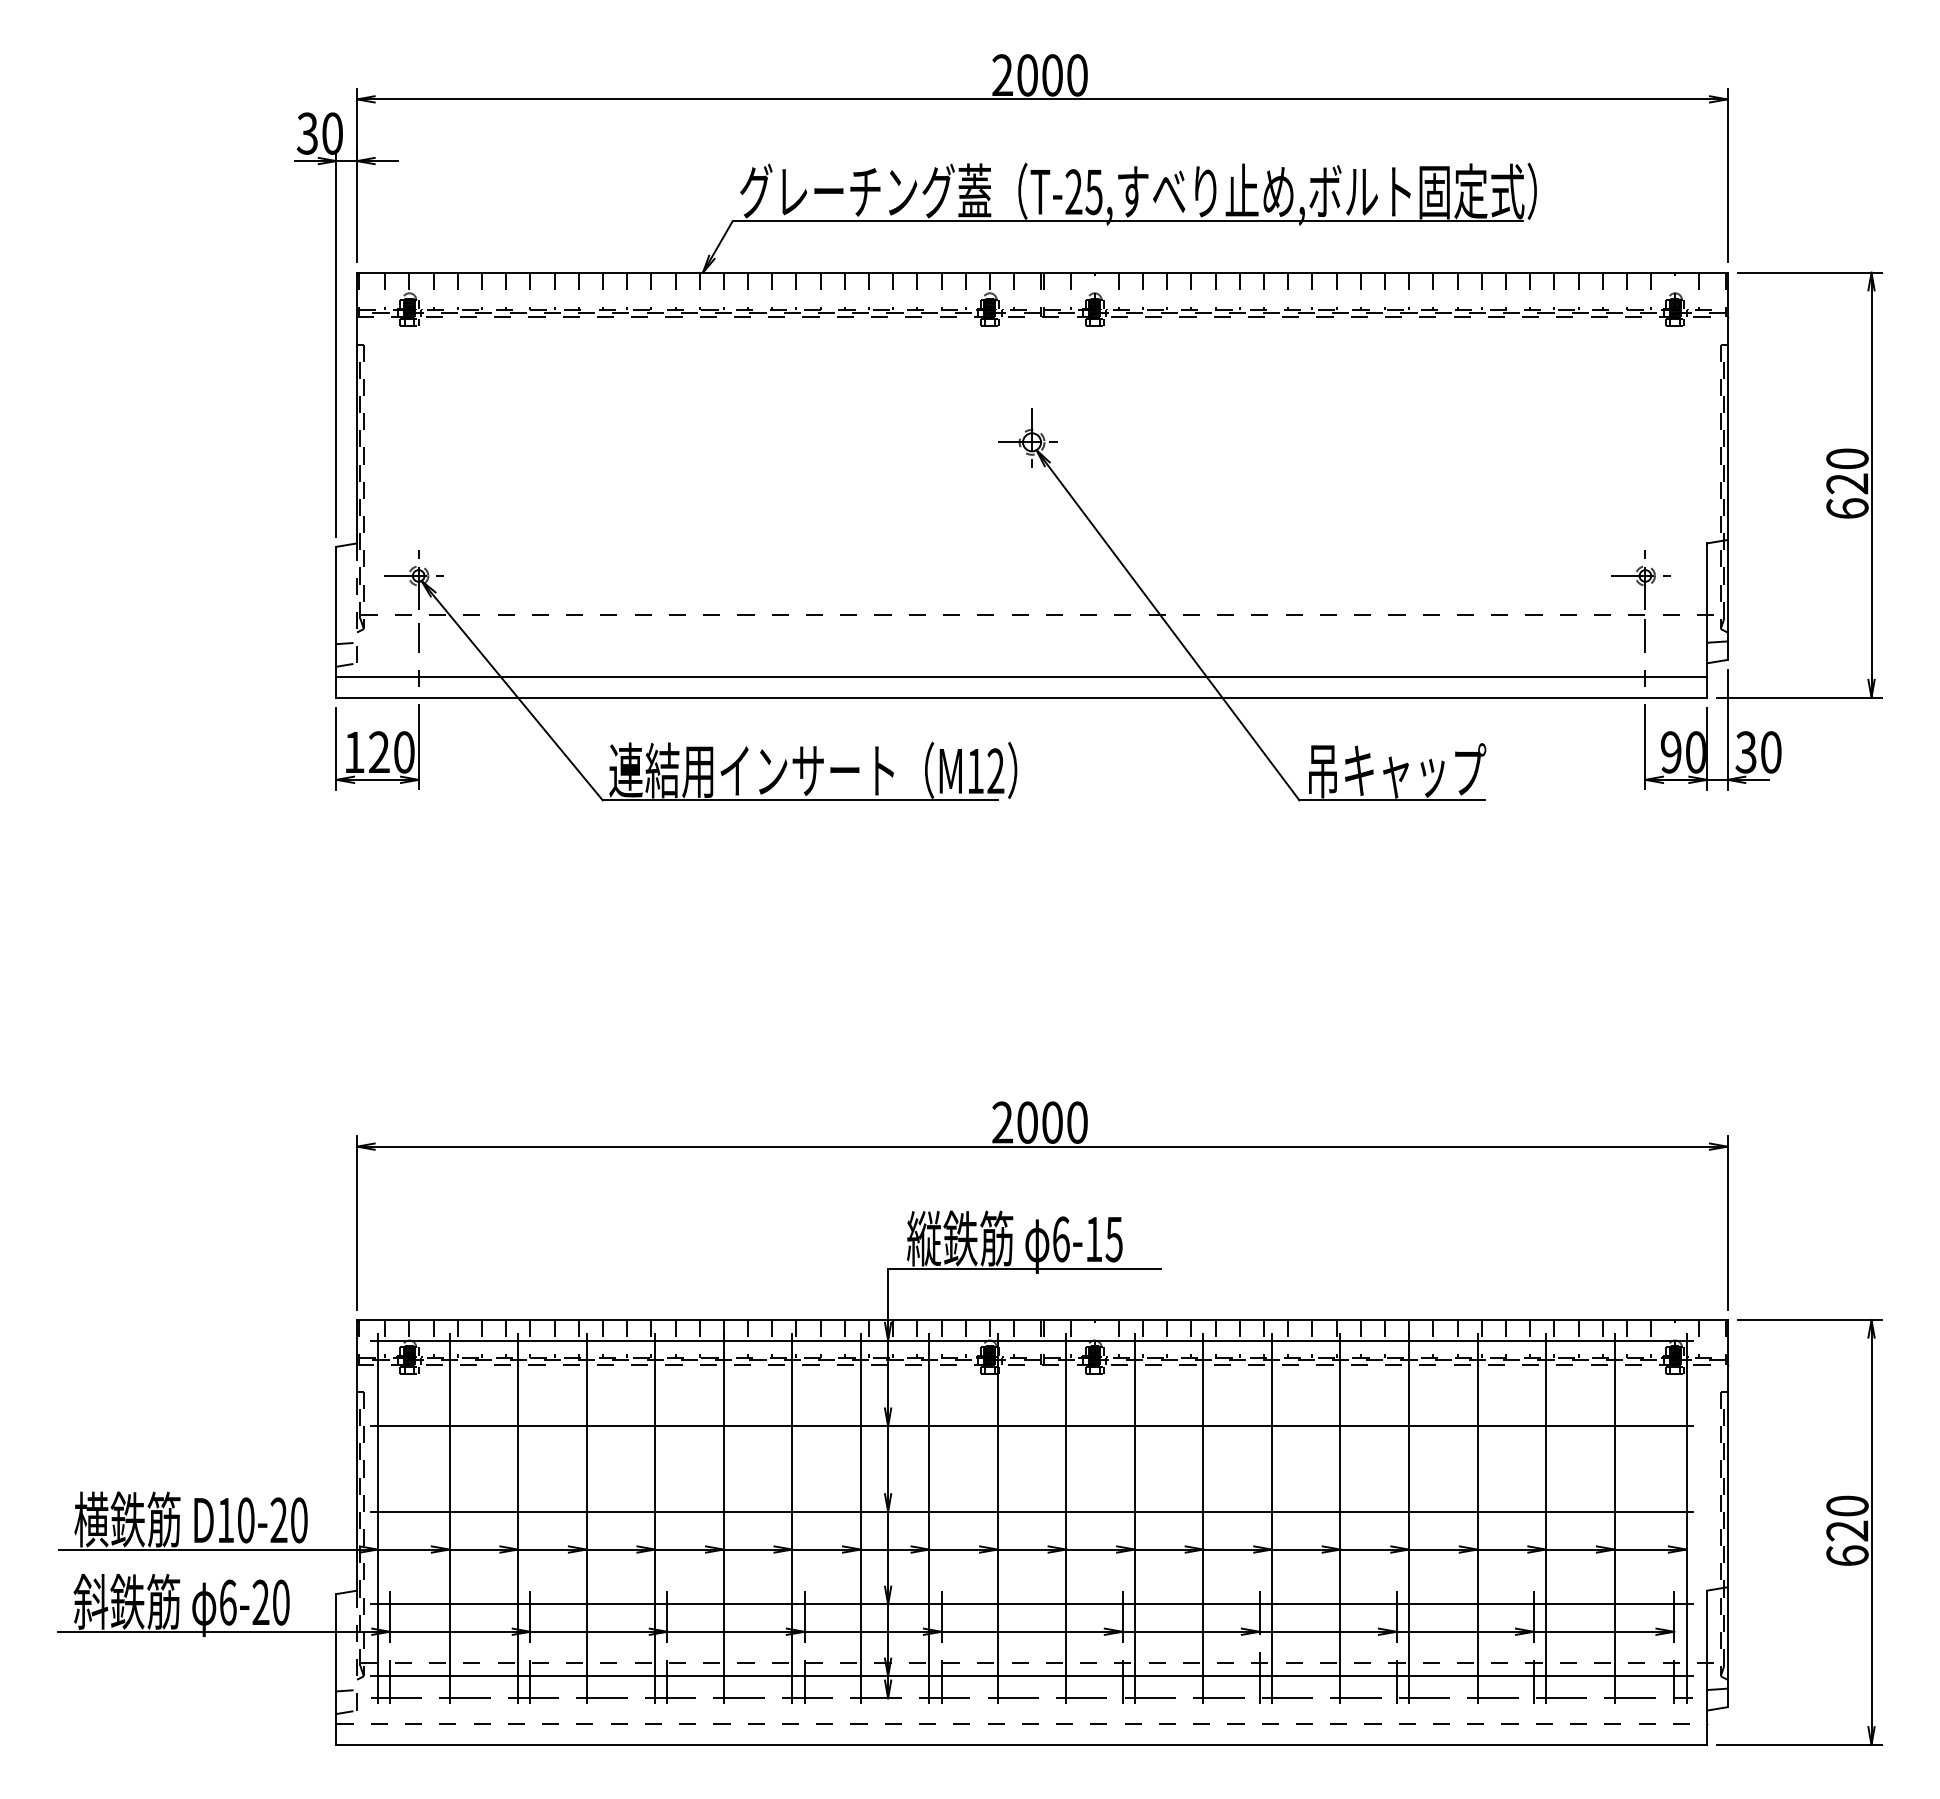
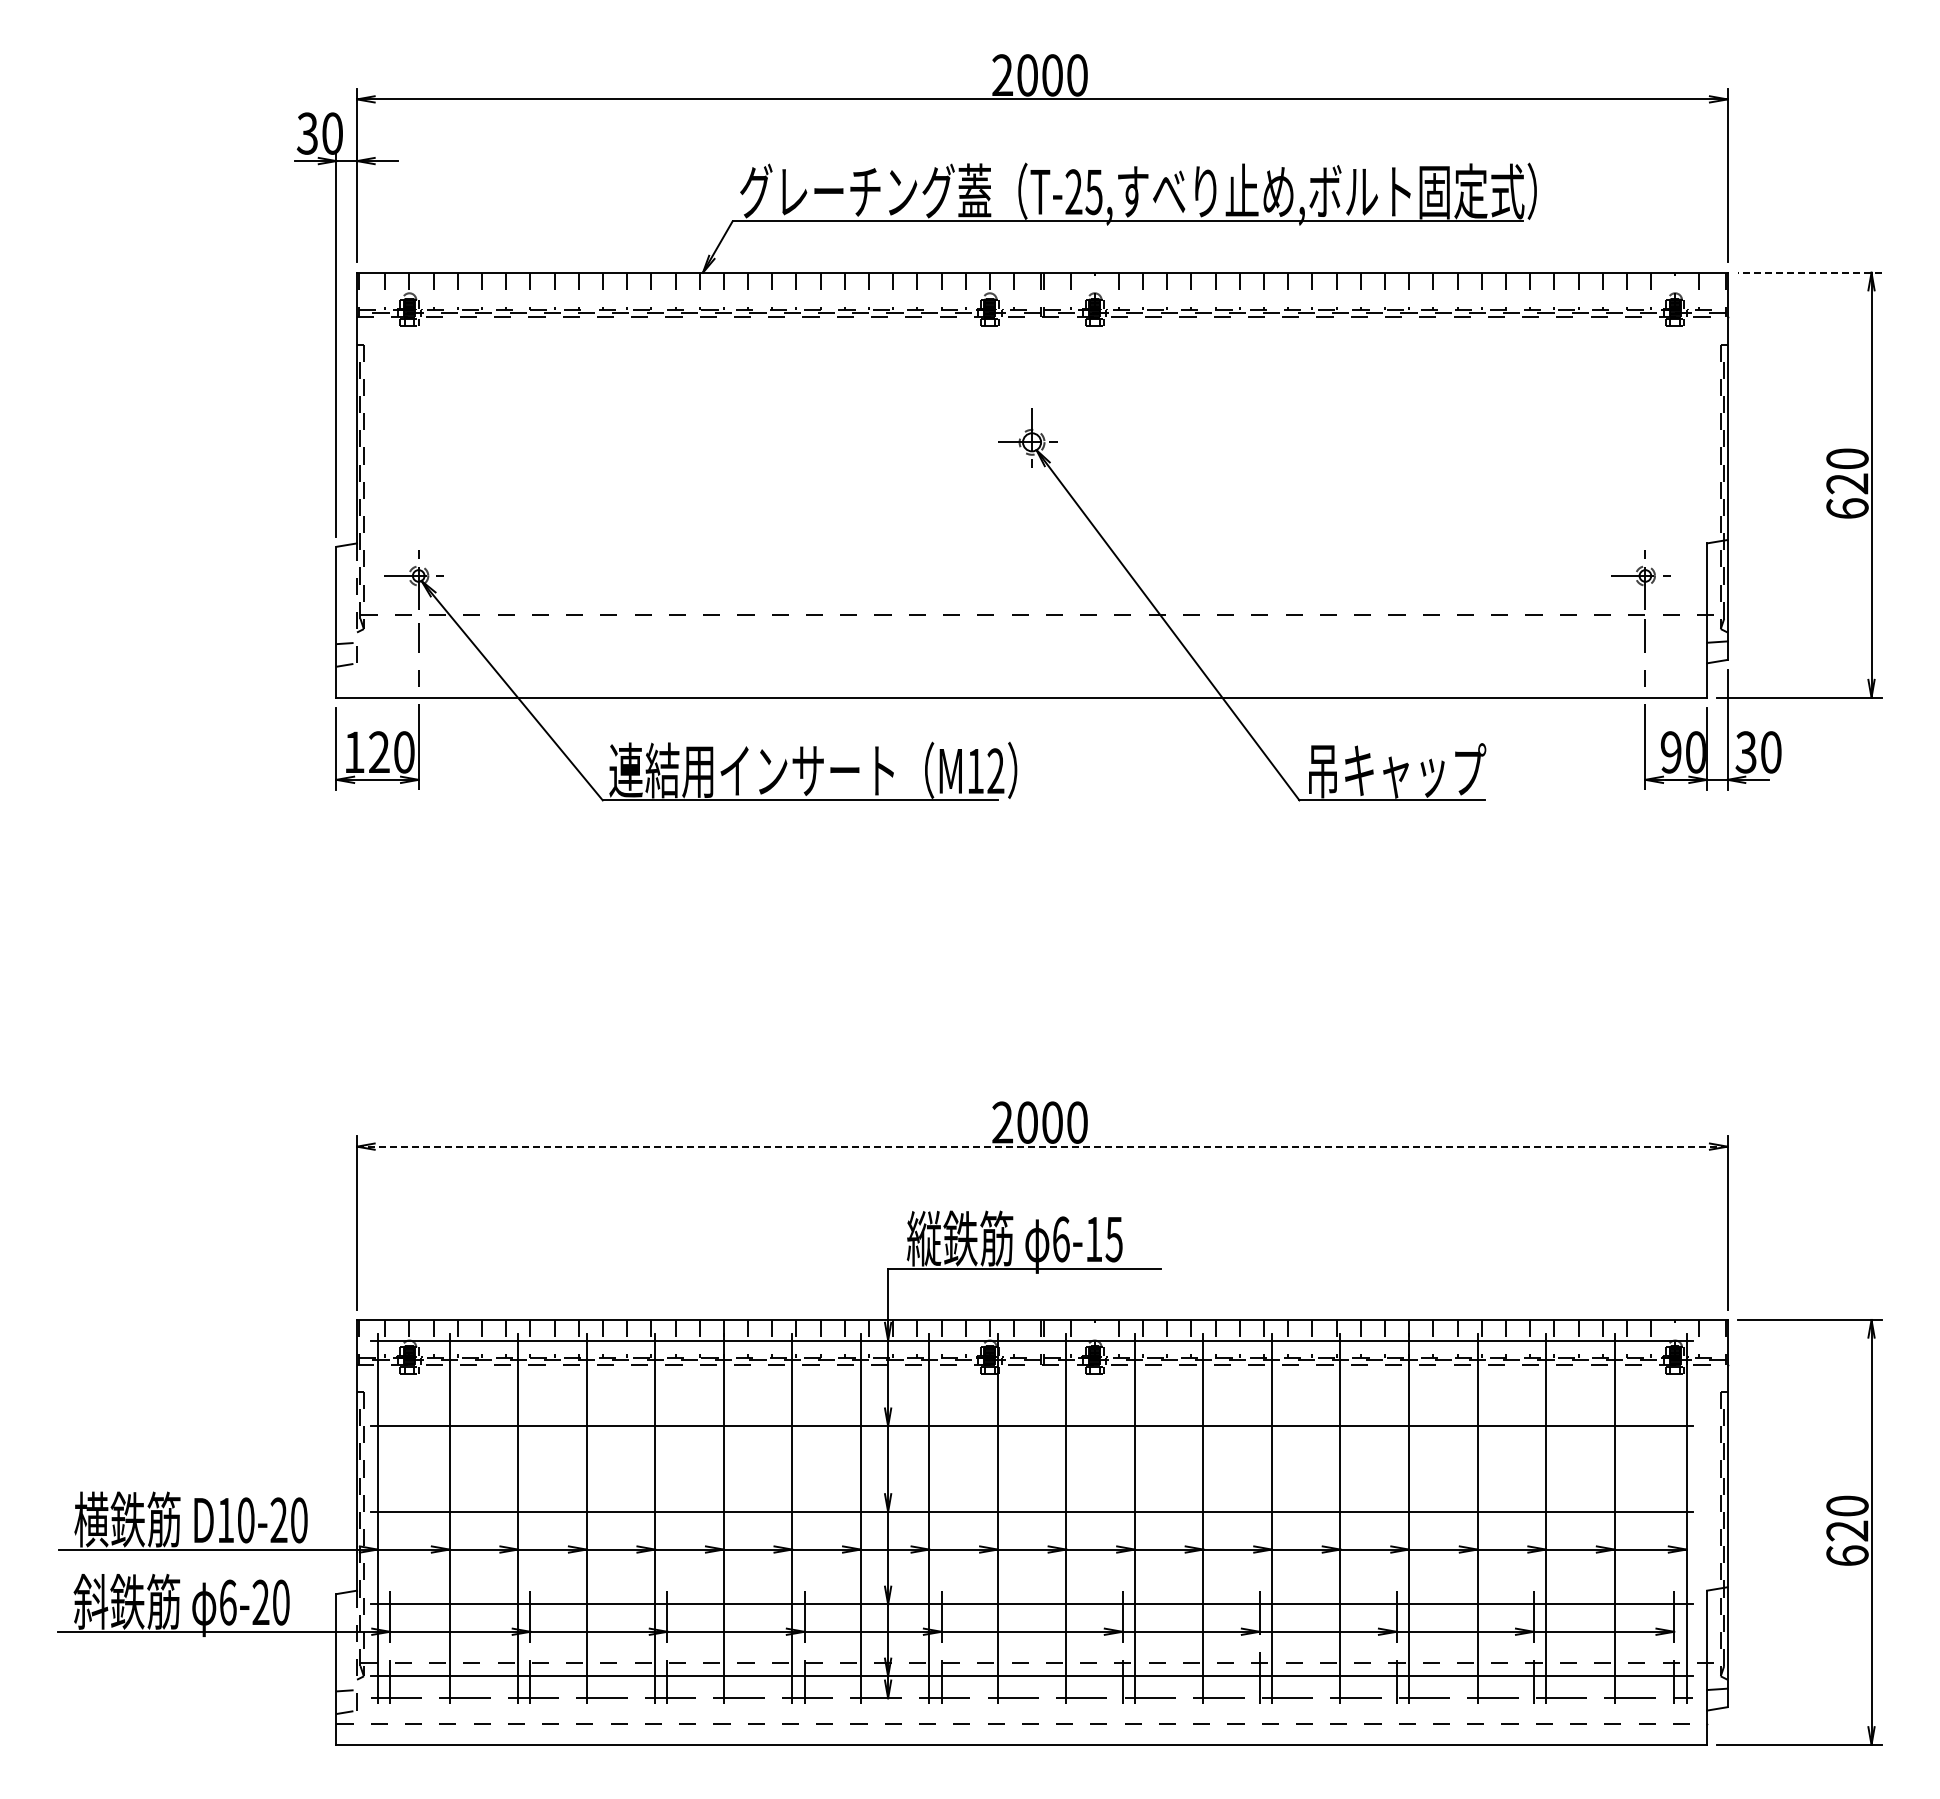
line: solid -> dashed (1809, 272)
line: present -> none (1021, 677)
line: solid -> dashed (1042, 1146)
